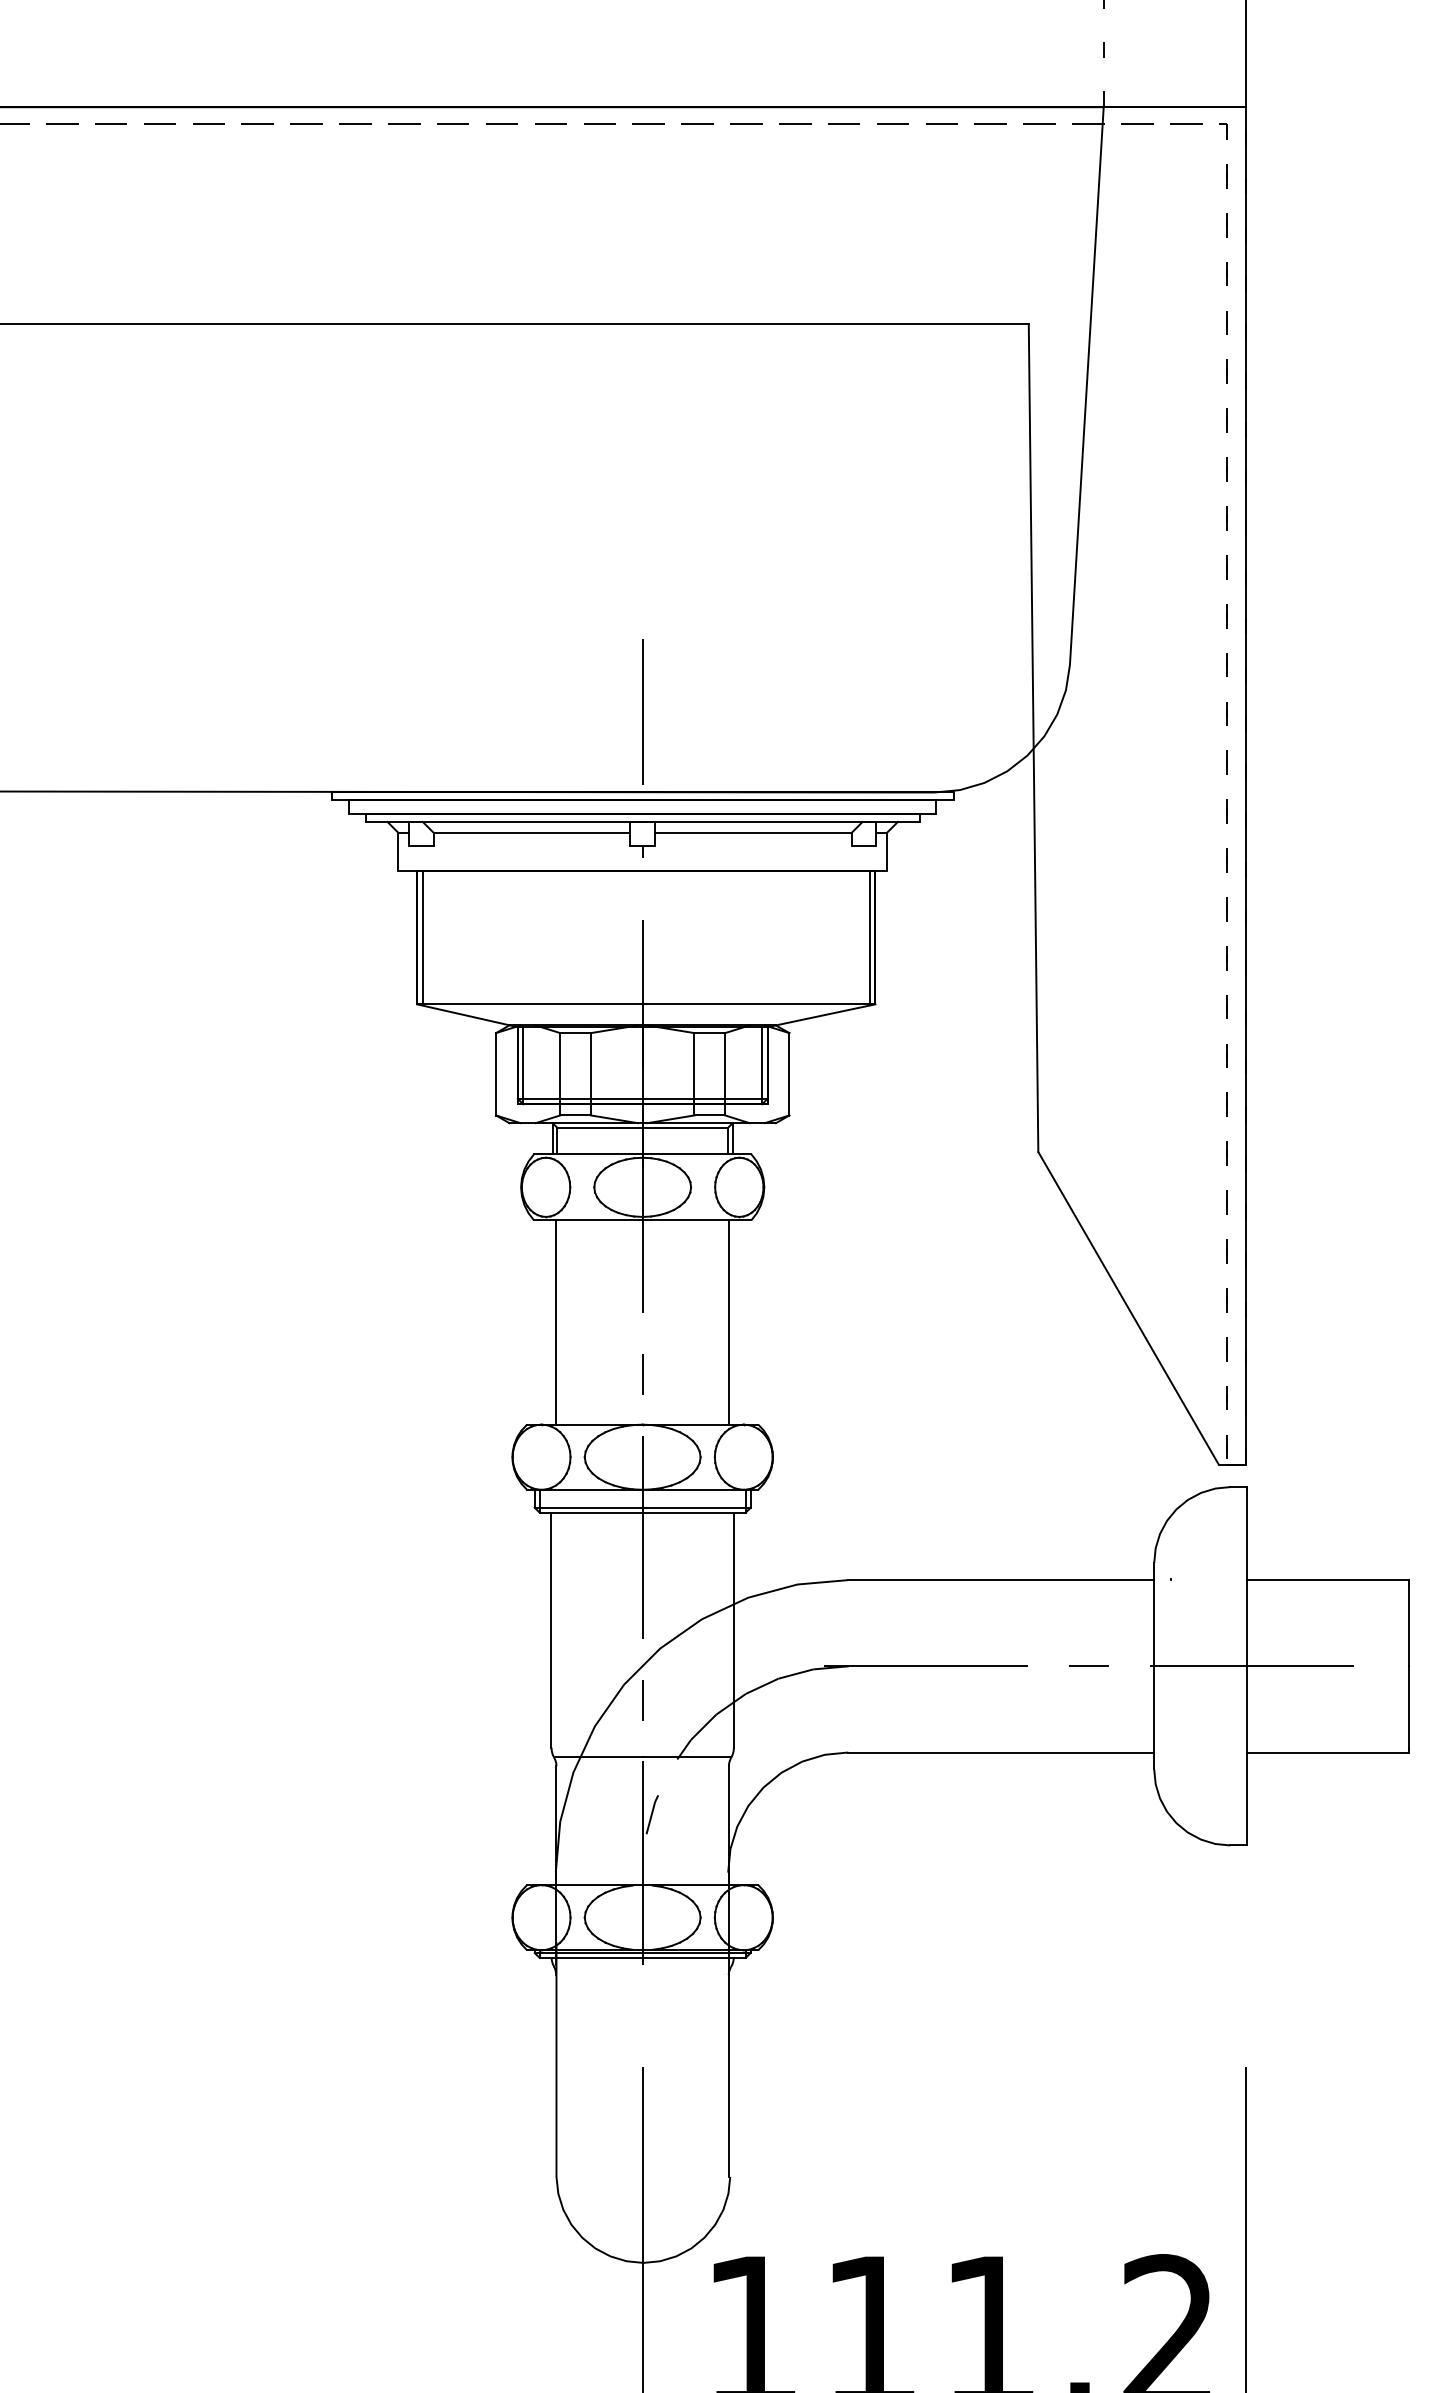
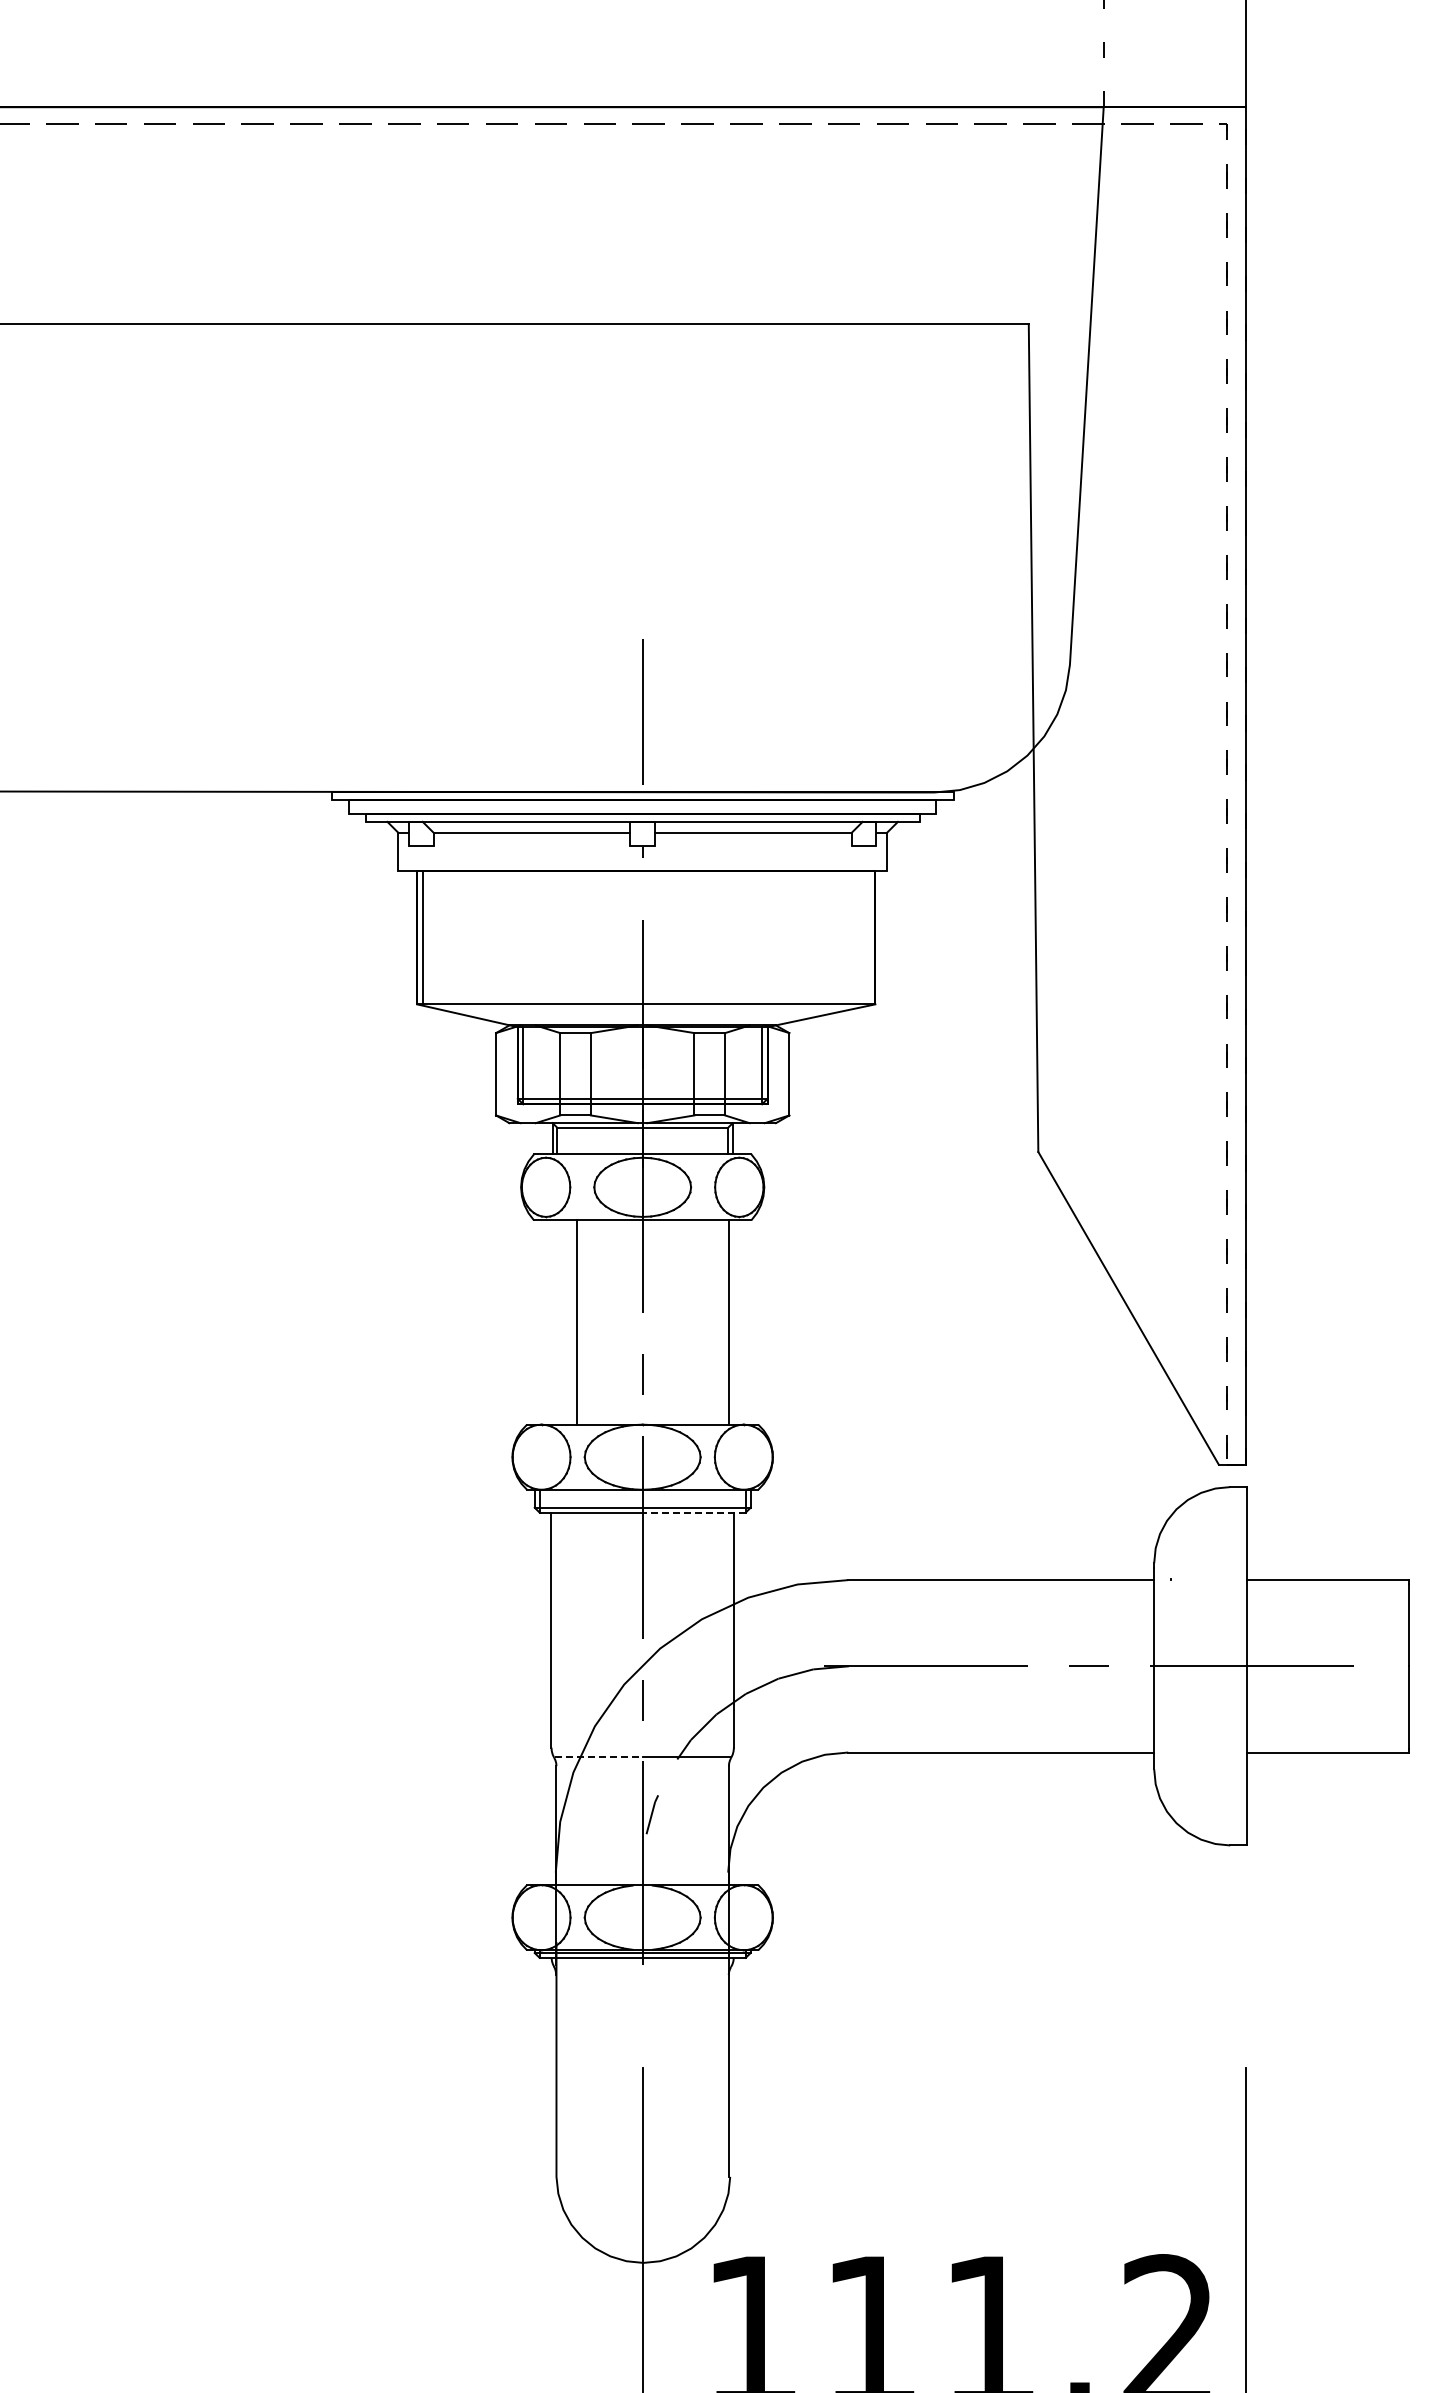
line: present -> none (869, 937)
line position: (556, 1322) -> (577, 1322) (577, 1322)
line: solid -> dashed (694, 1512)
line: solid -> dashed (599, 1756)
